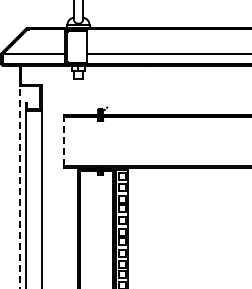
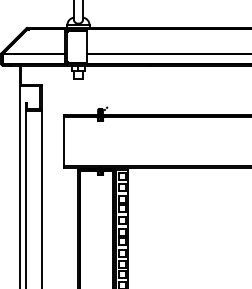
line: dashed -> solid (63, 141)
line: dashed -> solid (19, 187)
